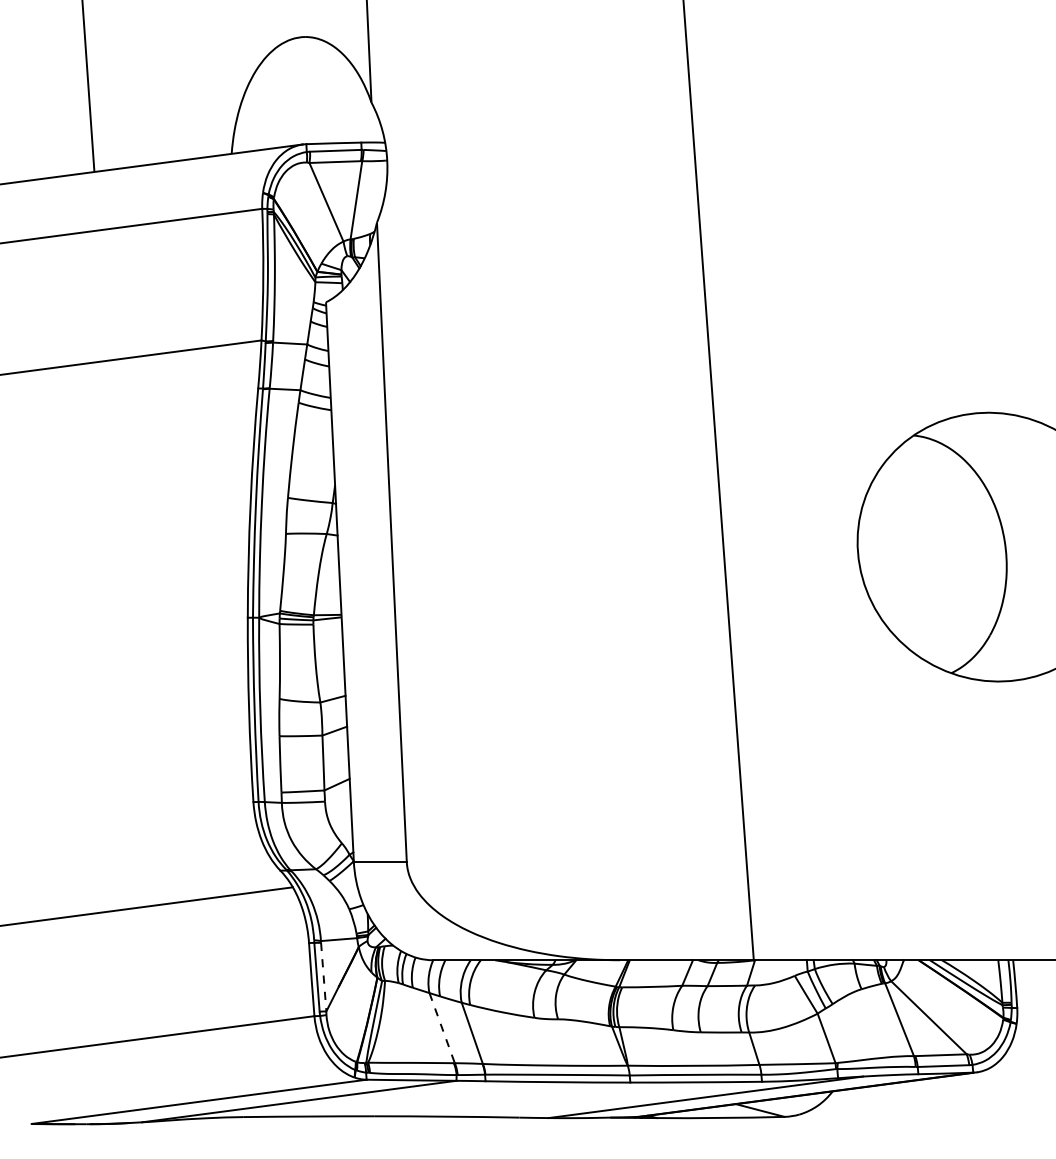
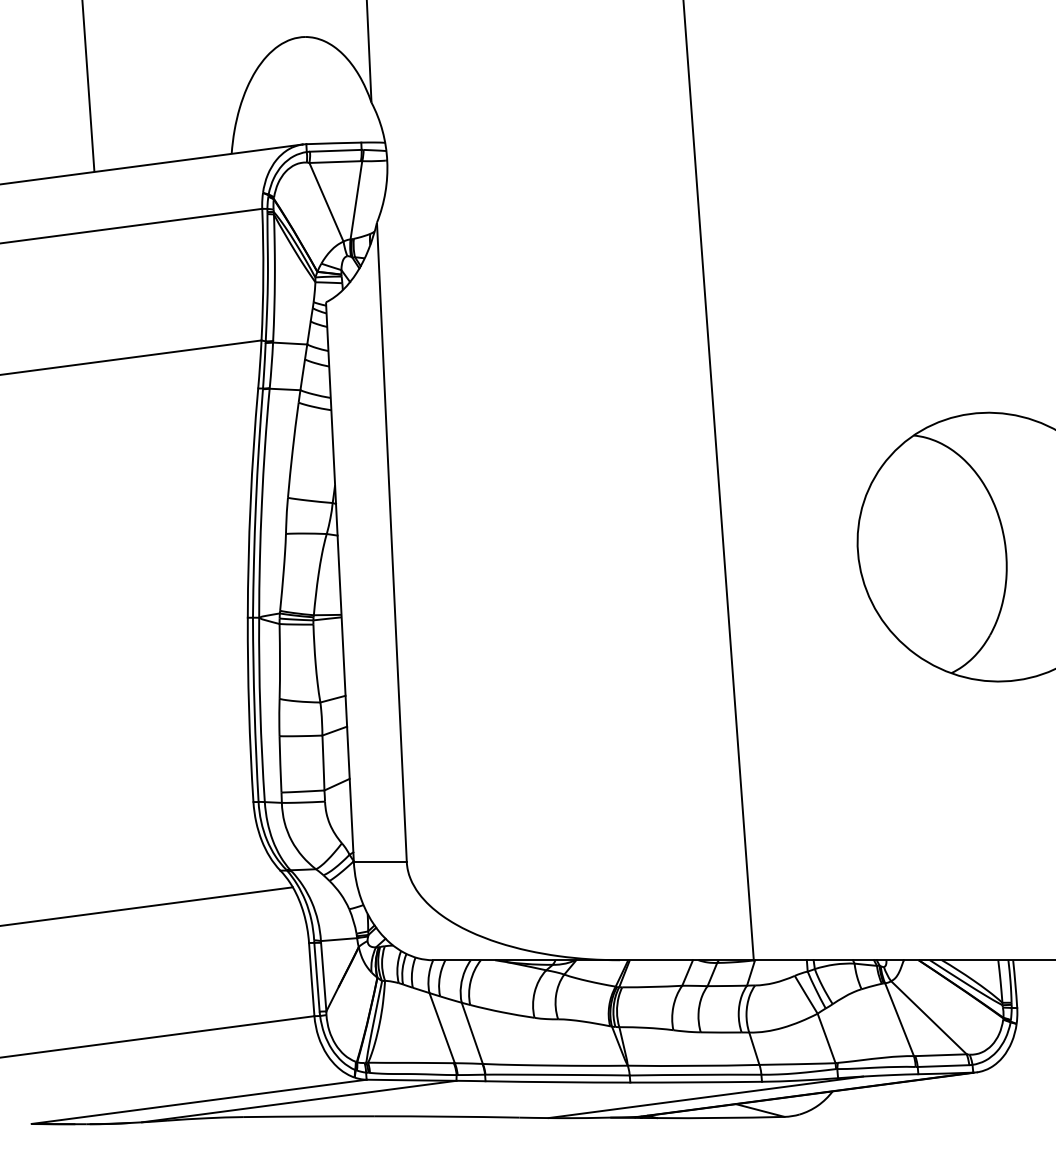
line: dashed -> solid (323, 977)
line: dashed -> solid (442, 1028)
